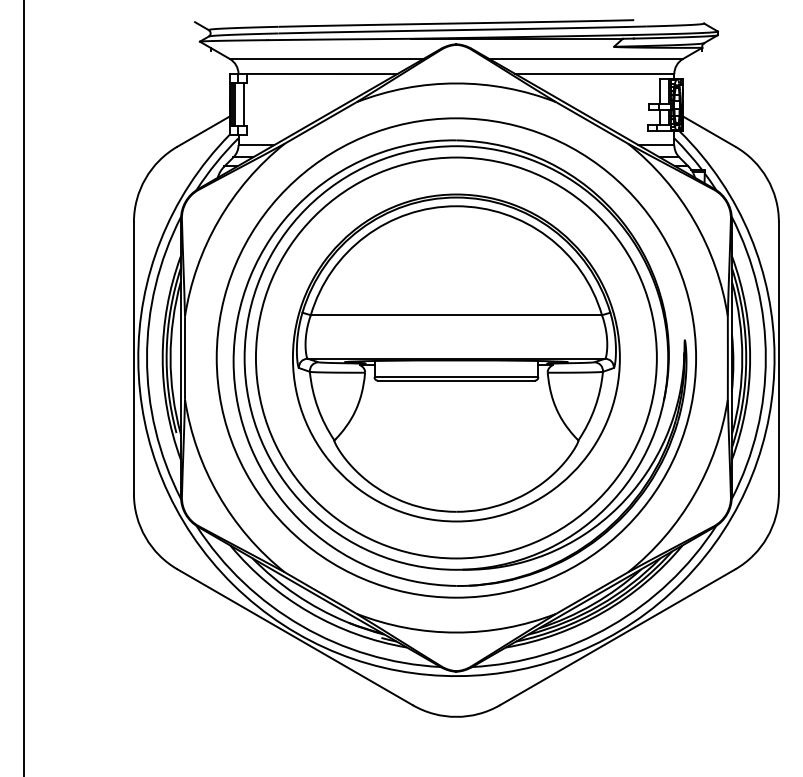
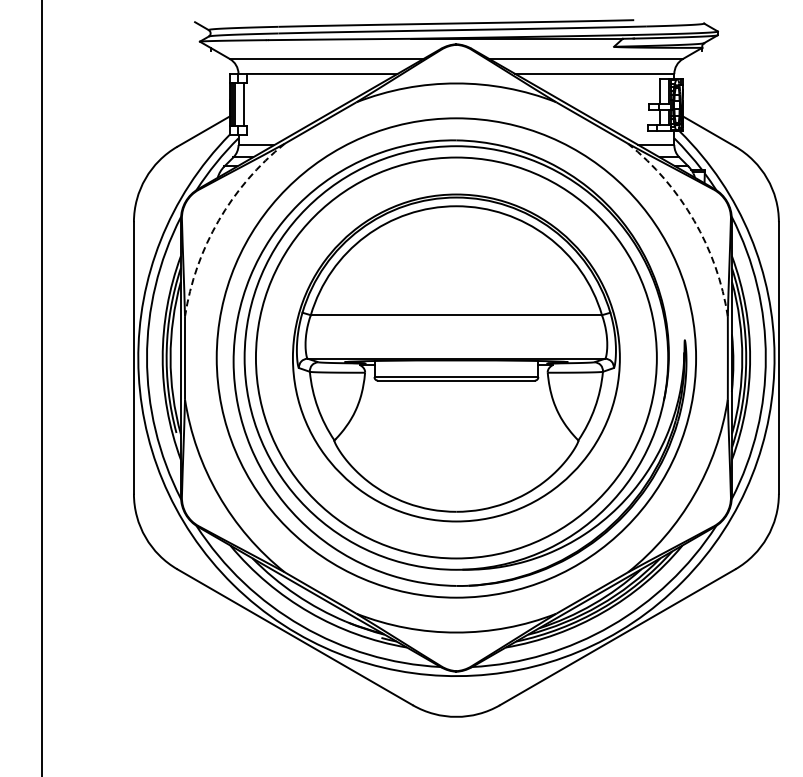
arc: solid -> dashed (218, 220)
arc: solid -> dashed (694, 220)
line position: (24, 387) -> (42, 387) (42, 387)
